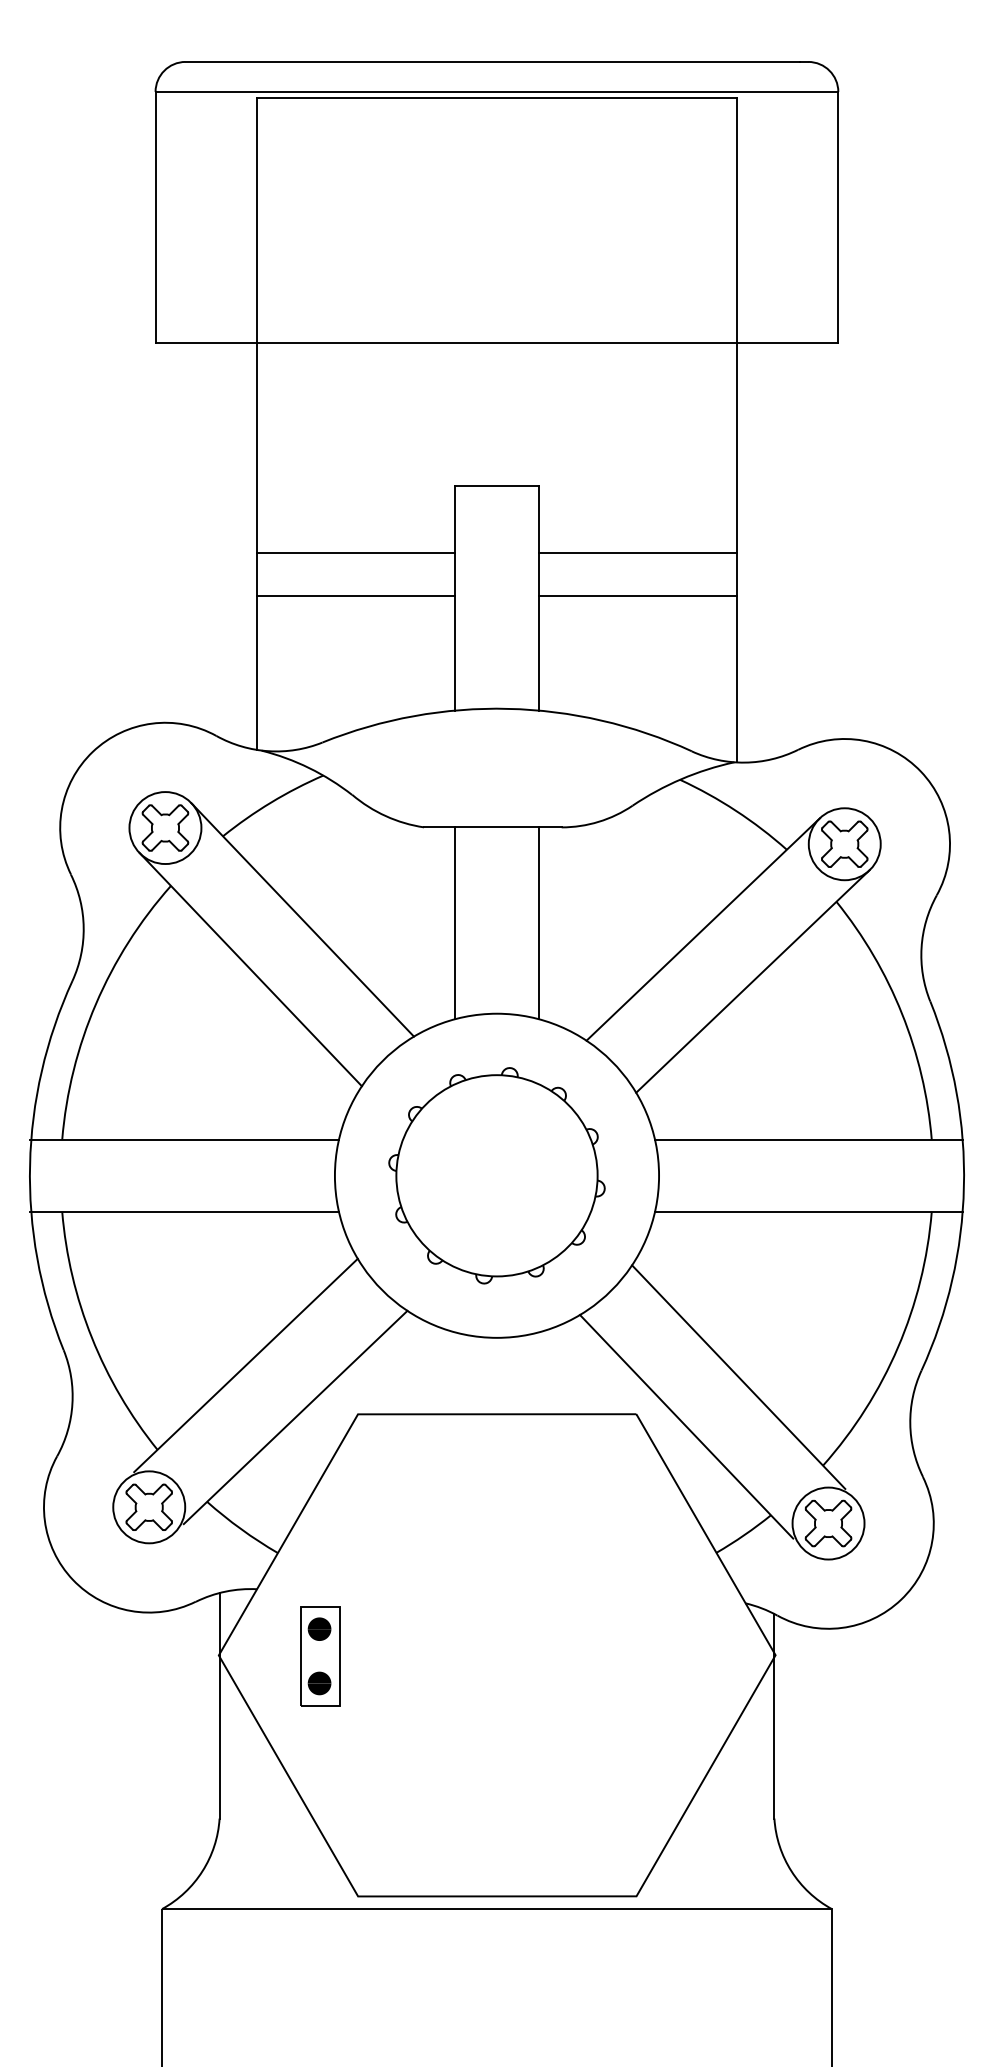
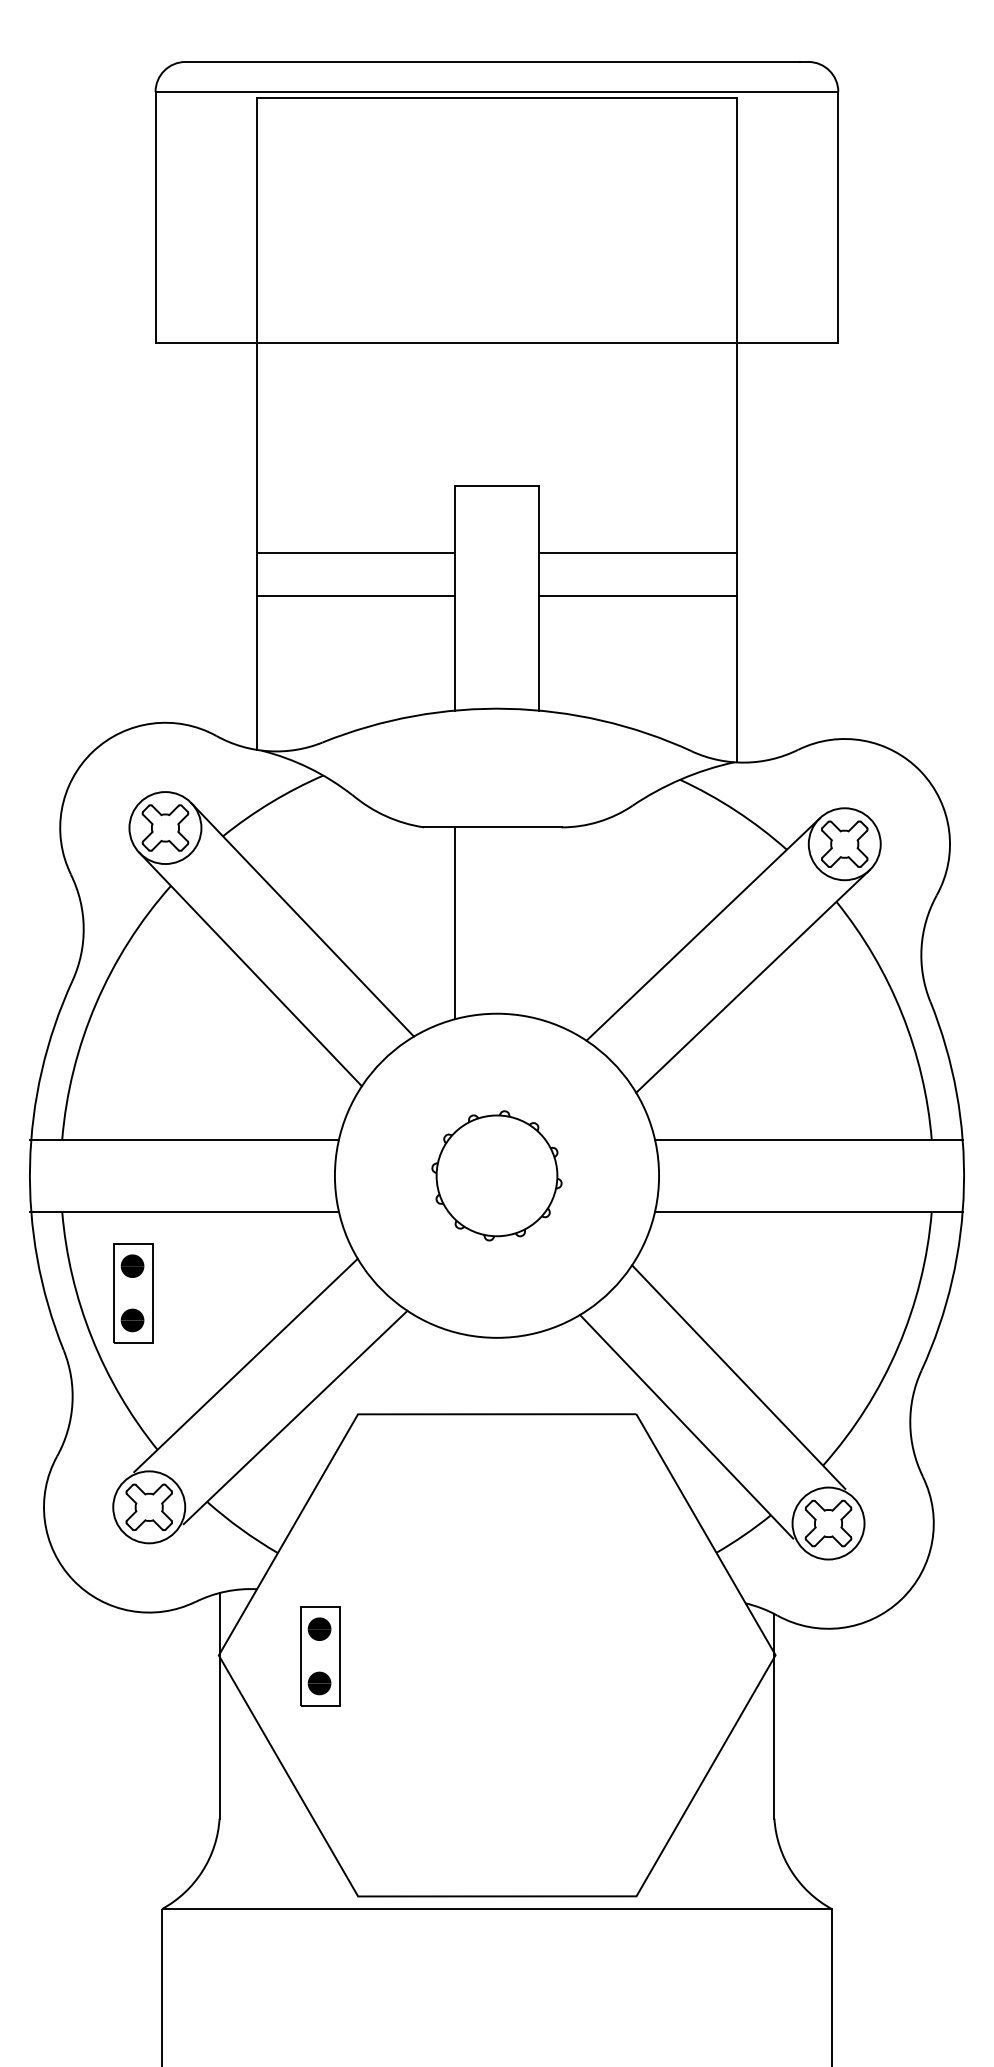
line: present -> none (538, 923)
part size: 218x218 px -> 132x132 px (496, 1175)
part: none -> present (133, 1293)
